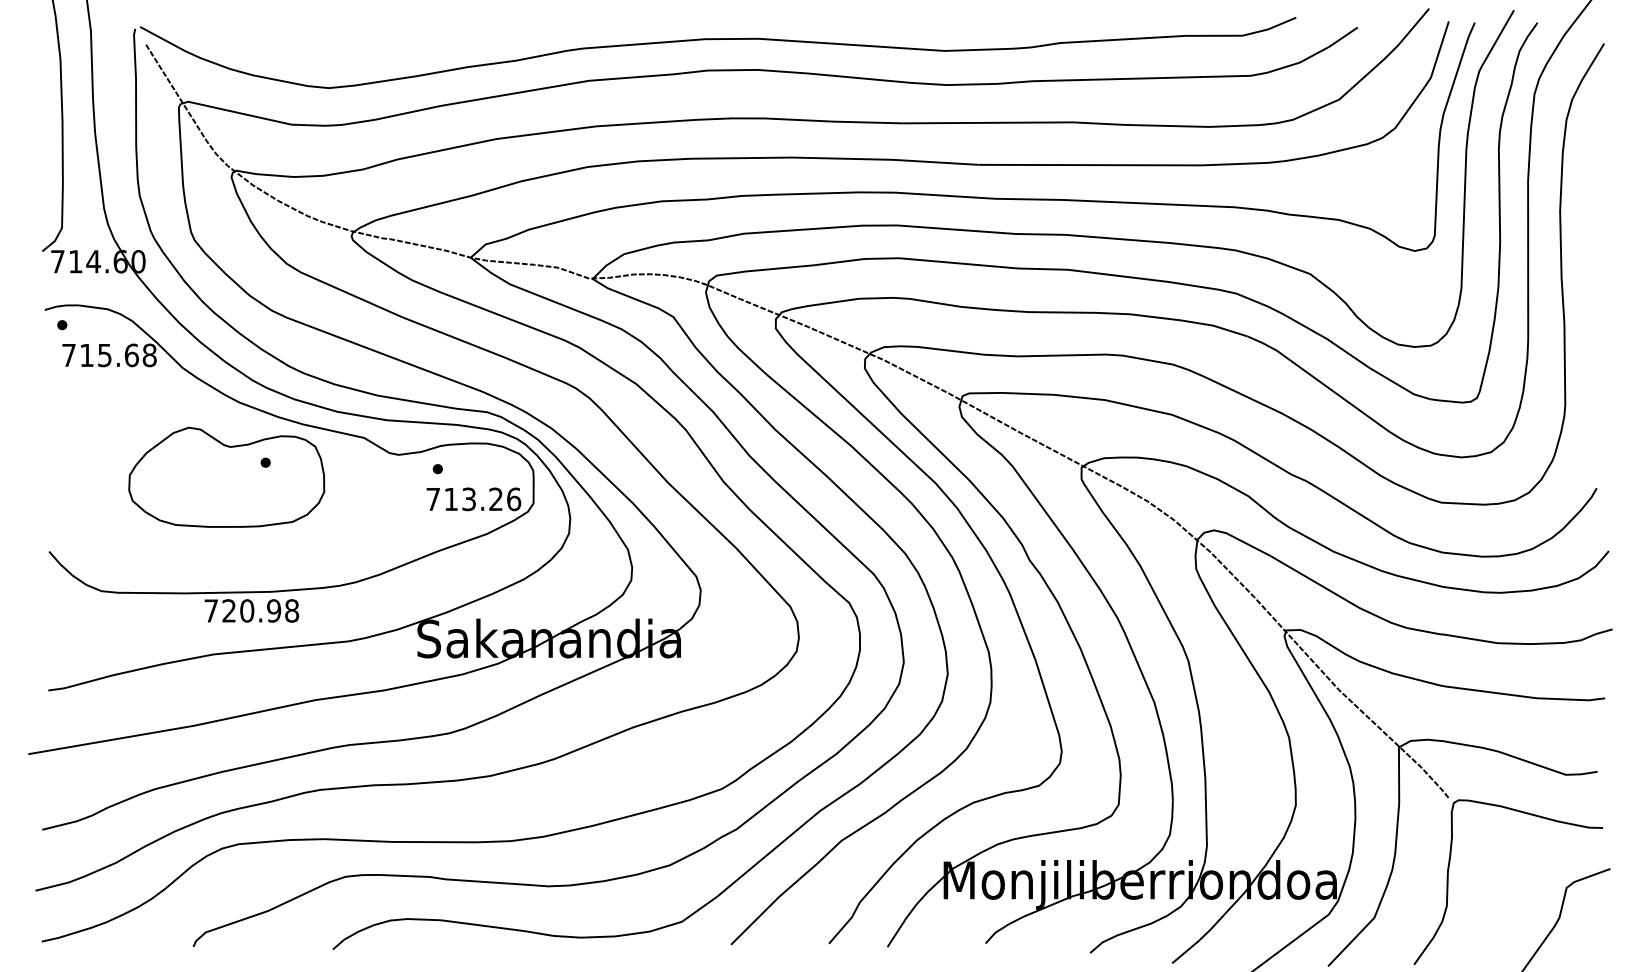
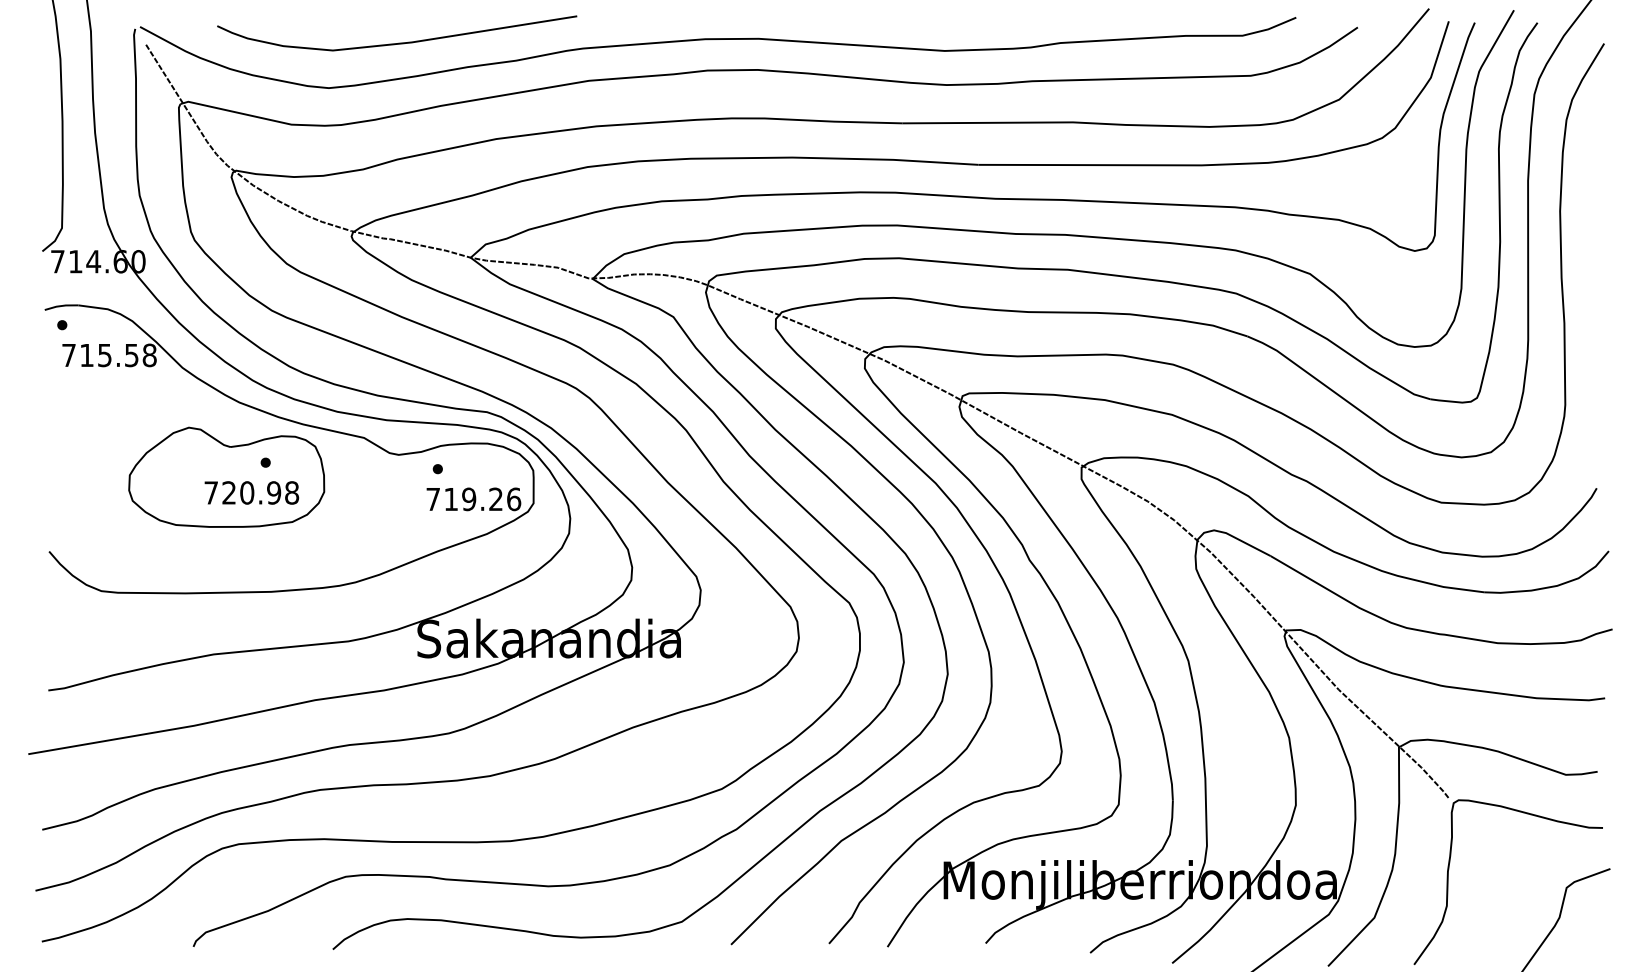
curve: none -> present (398, 42)
text: 715.68 -> 715.58 (131, 355)
text: 713.26 -> 719.26 (469, 499)
text position: (251, 610) -> (251, 492) (251, 492)
